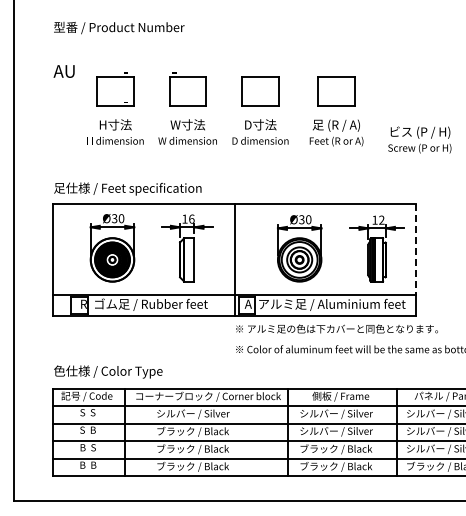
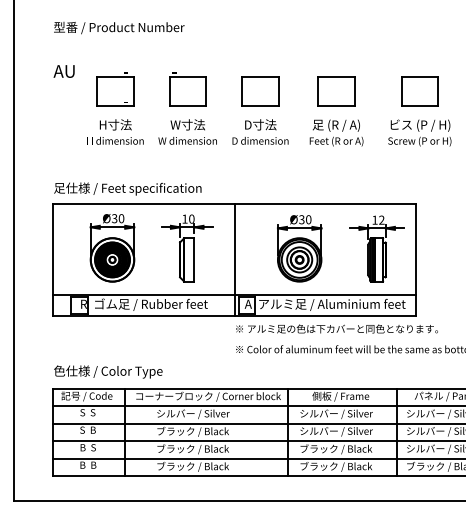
part: none -> present (419, 91)
text position: (419, 139) -> (419, 132) (419, 132)
text: 16 -> 10 (191, 218)
line: dashed -> solid (415, 249)
